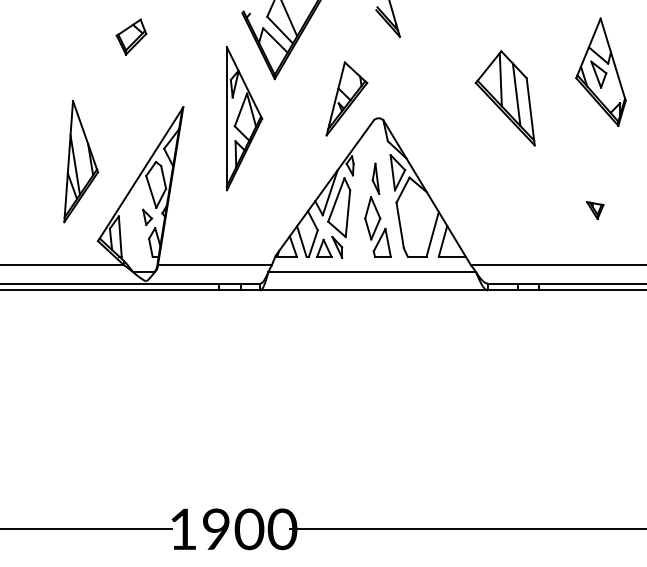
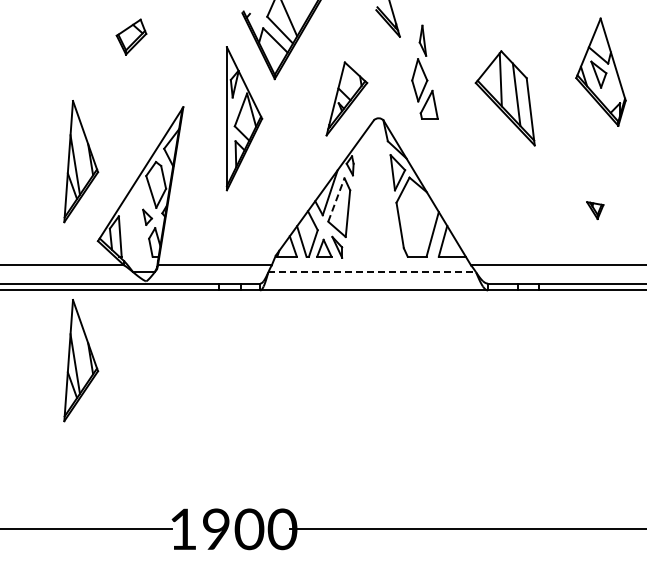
line: solid -> dashed (336, 199)
part position: (377, 209) -> (424, 71) (424, 71)
line: solid -> dashed (372, 272)
part: none -> present (81, 360)
